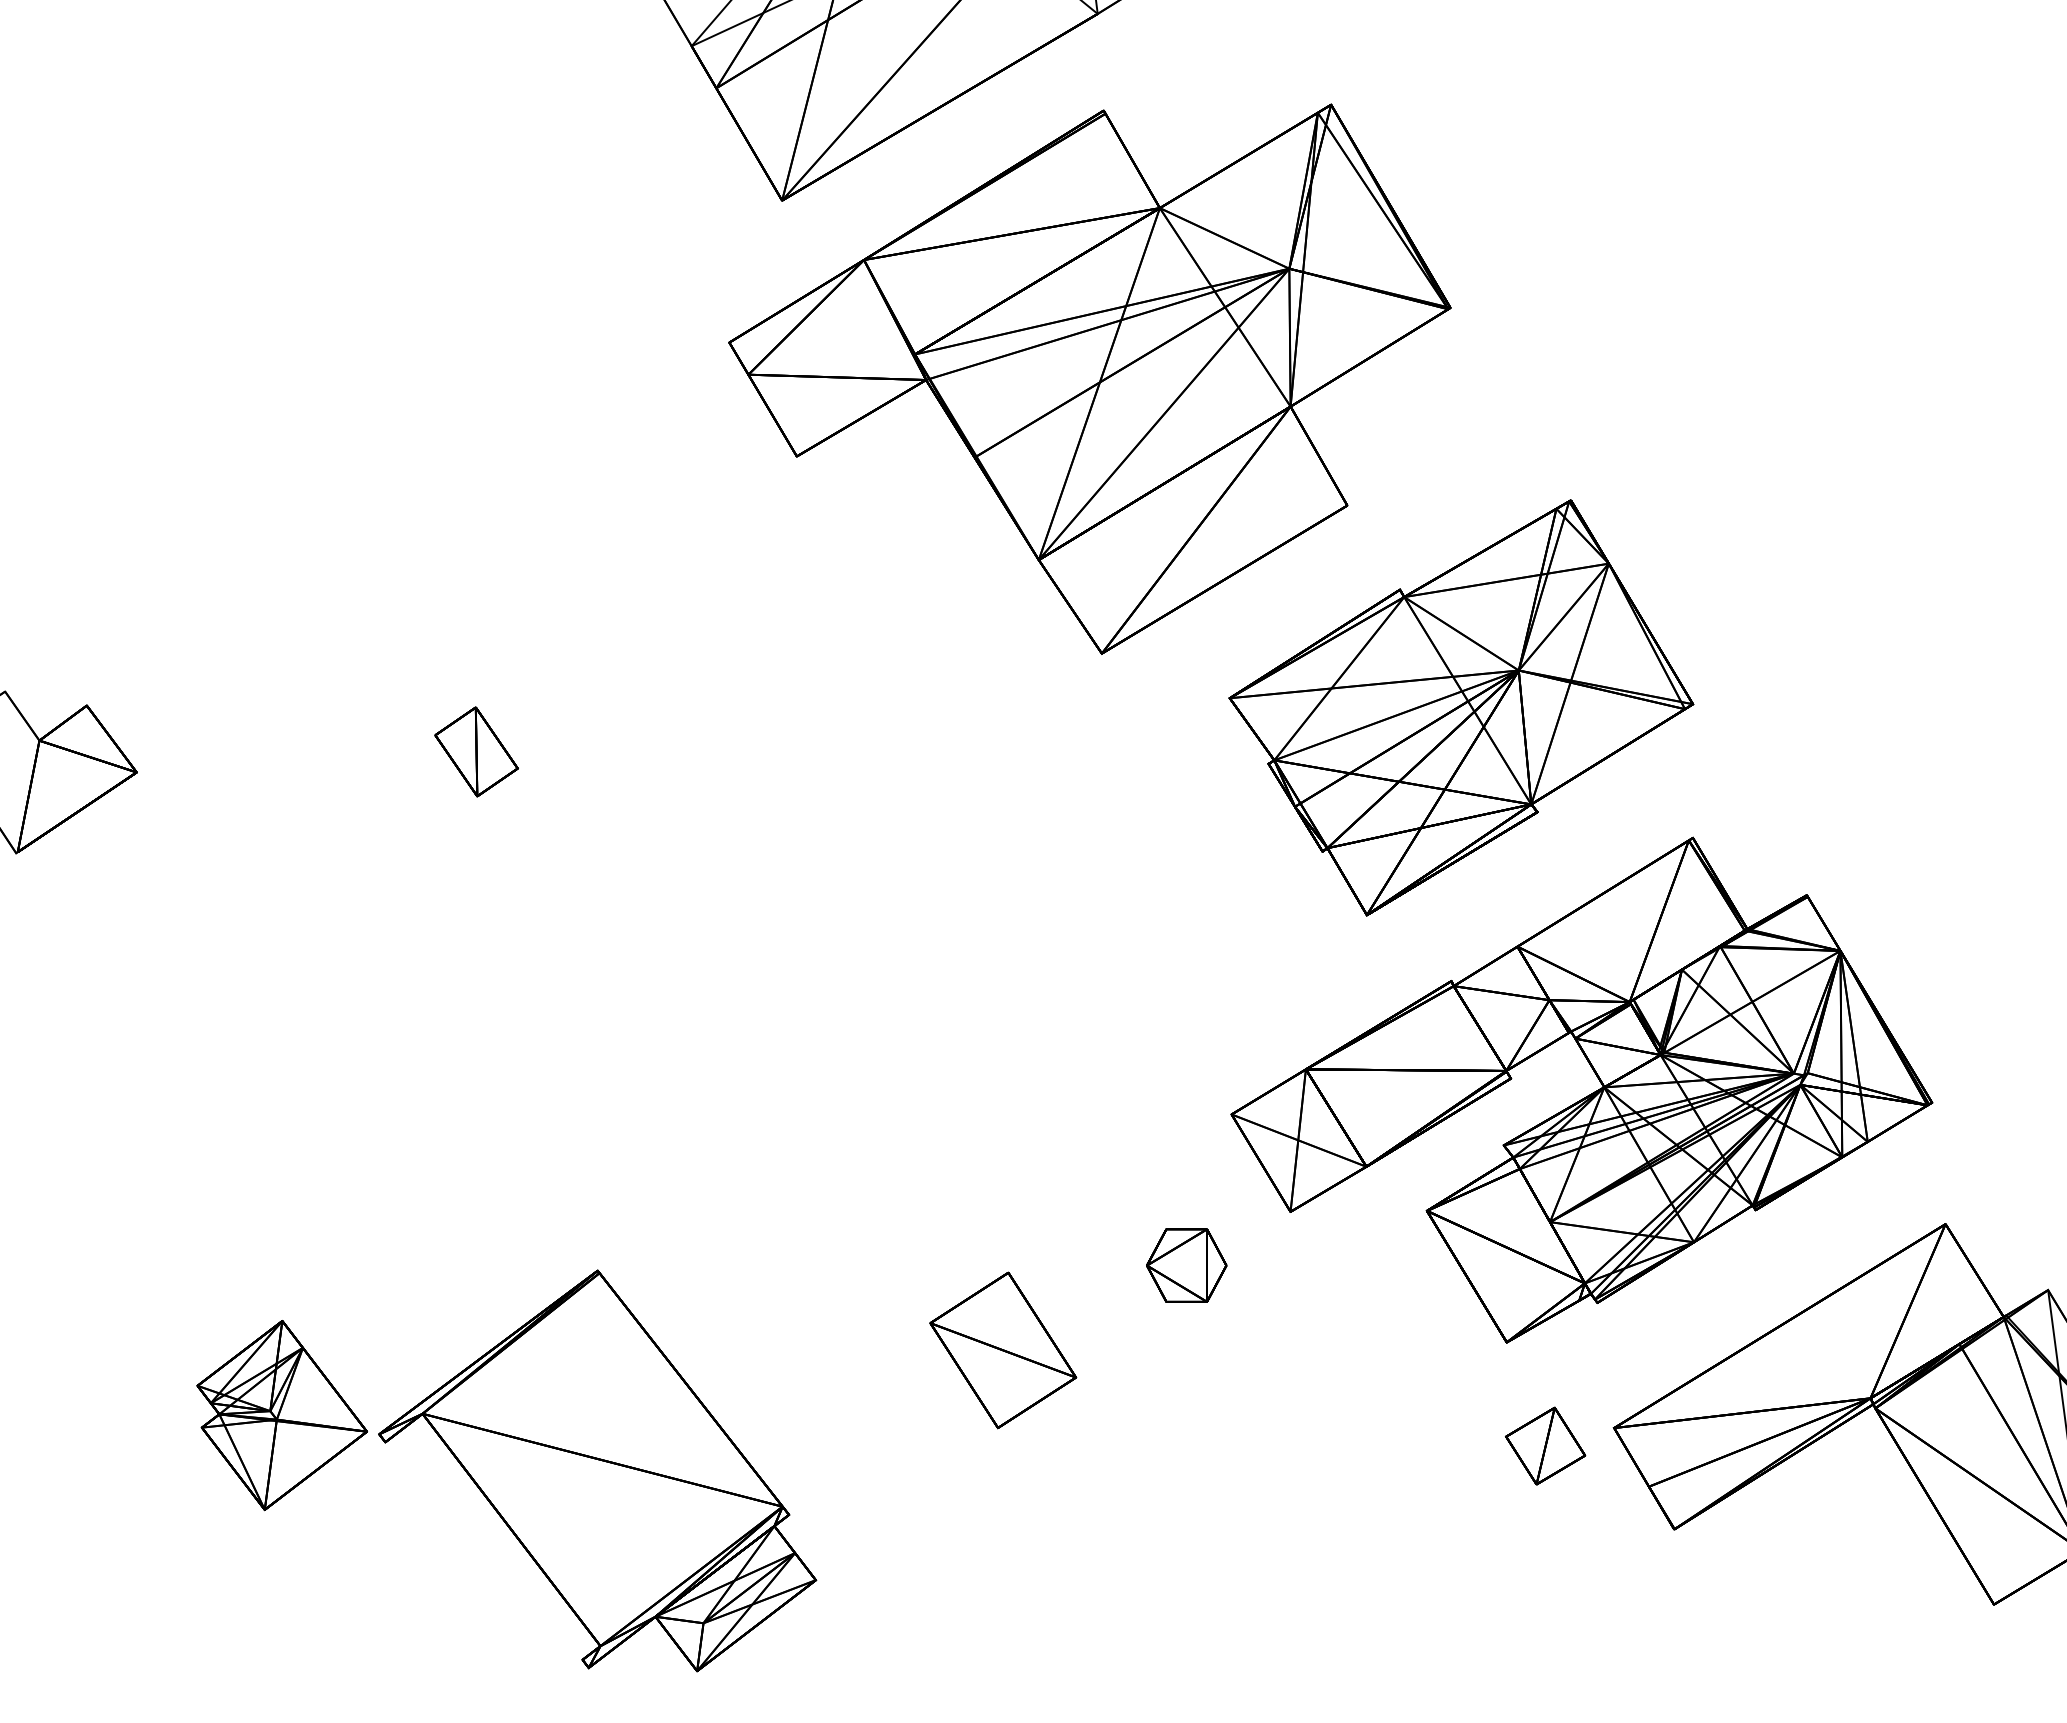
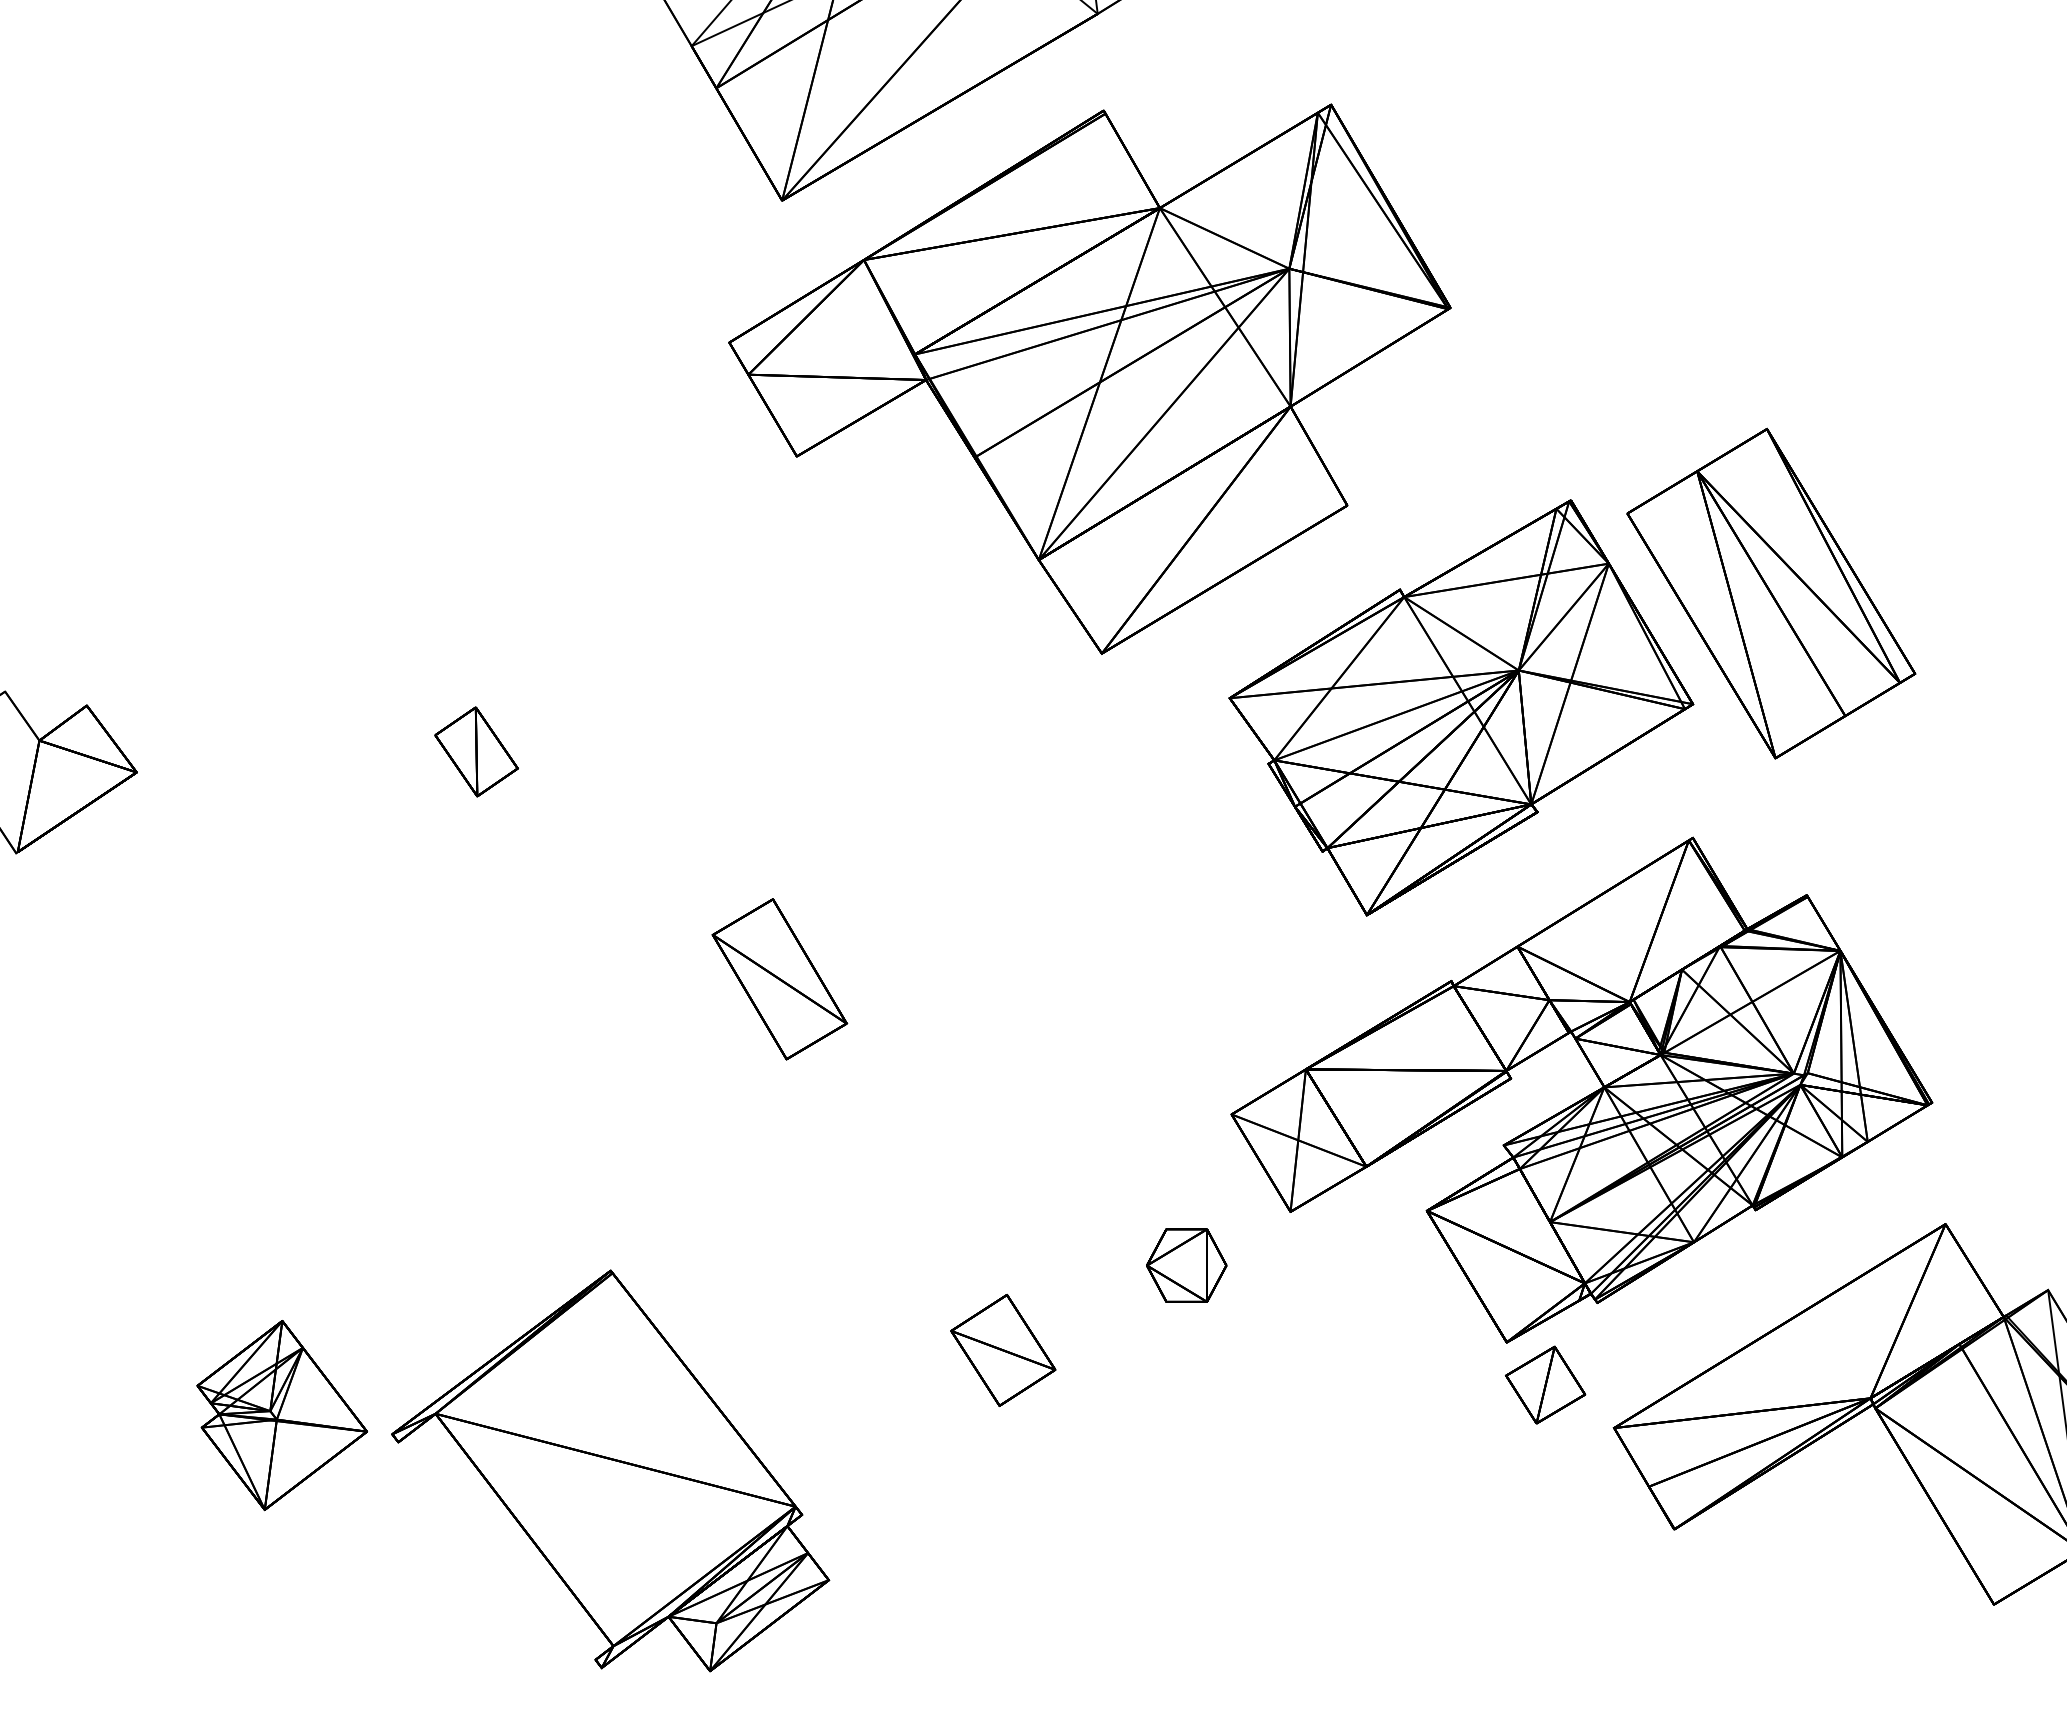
part: none -> present (1771, 593)
part: none -> present (779, 979)
part size: 149x159 px -> 107x113 px (1003, 1350)
part position: (1545, 1445) -> (1545, 1384) (1545, 1384)
part position: (597, 1470) -> (610, 1470) (610, 1470)
